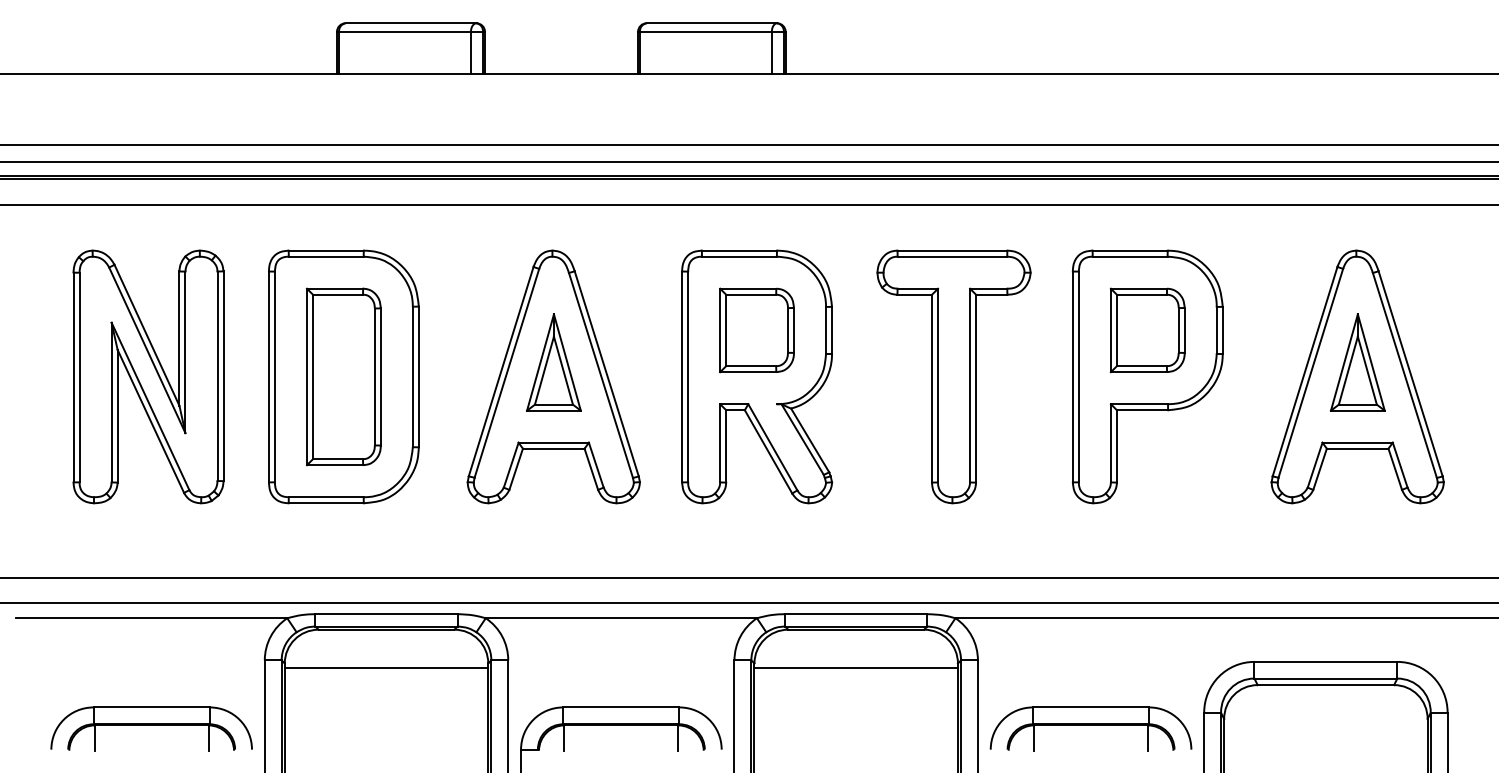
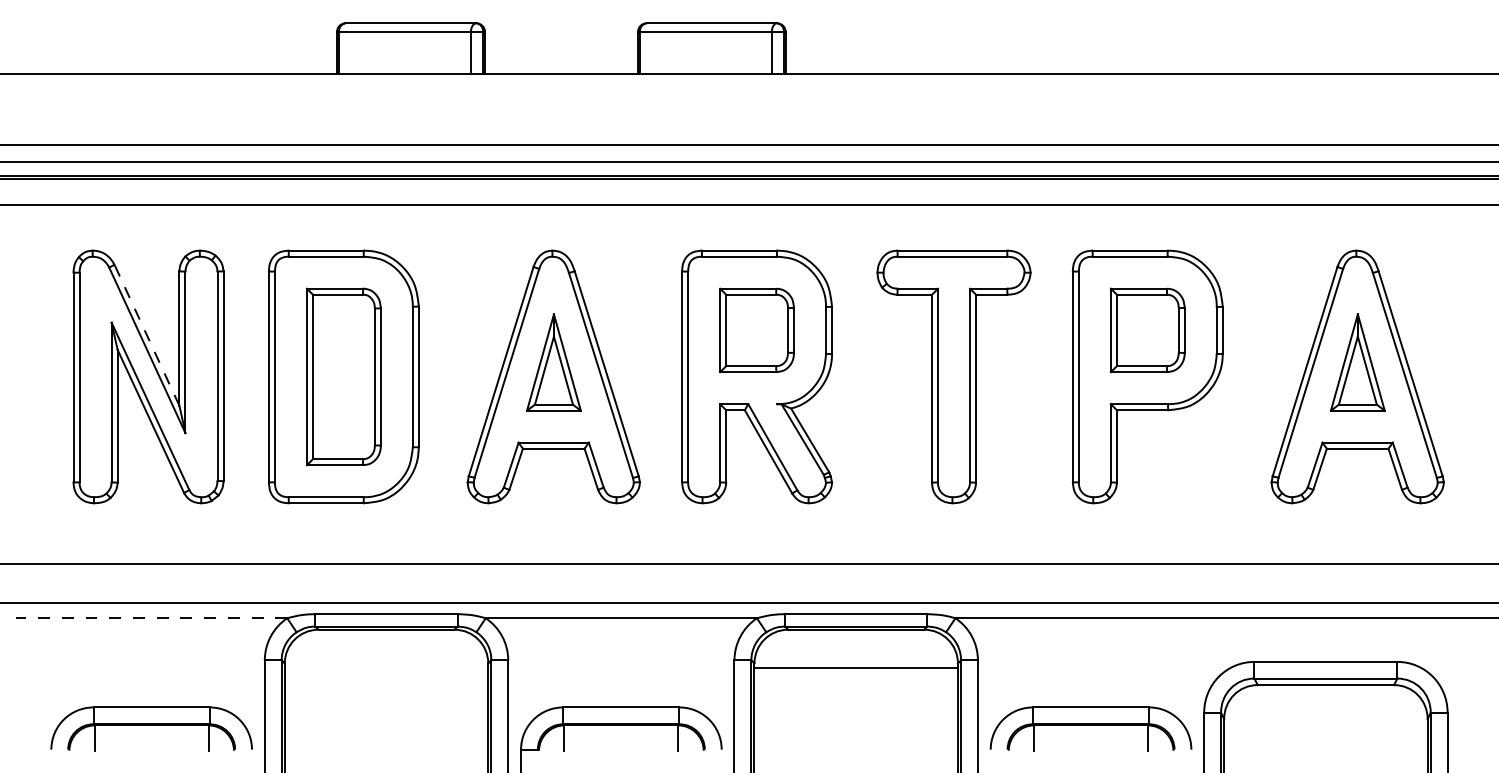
line: solid -> dashed (146, 335)
line position: (748, 578) -> (748, 564) (748, 564)
line: solid -> dashed (151, 618)
line: present -> none (386, 667)
